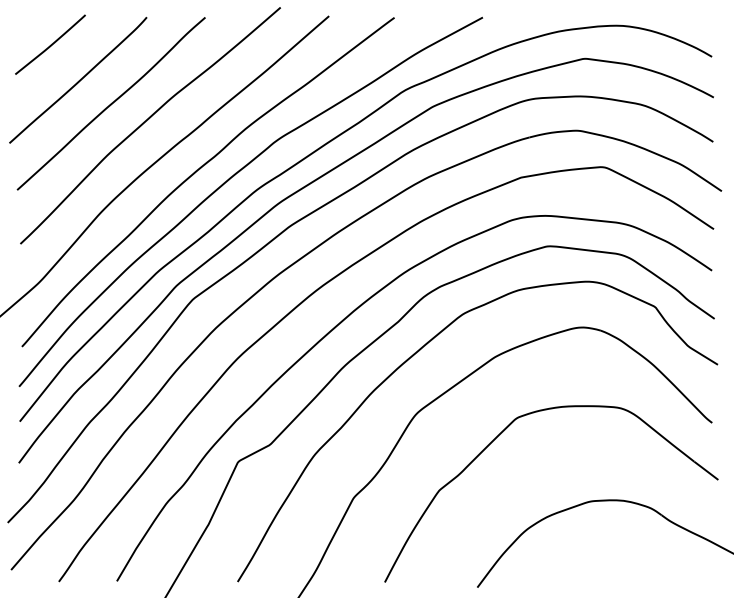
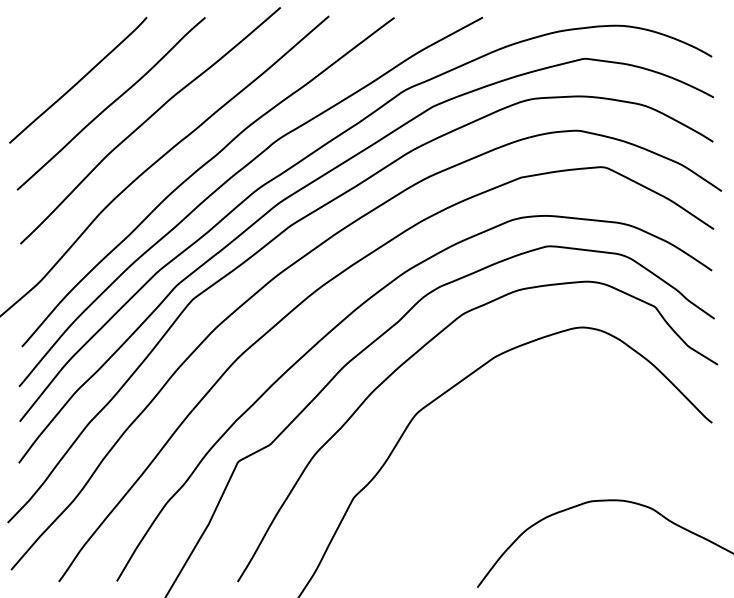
line: present -> none (50, 44)
part: present -> none (502, 433)
